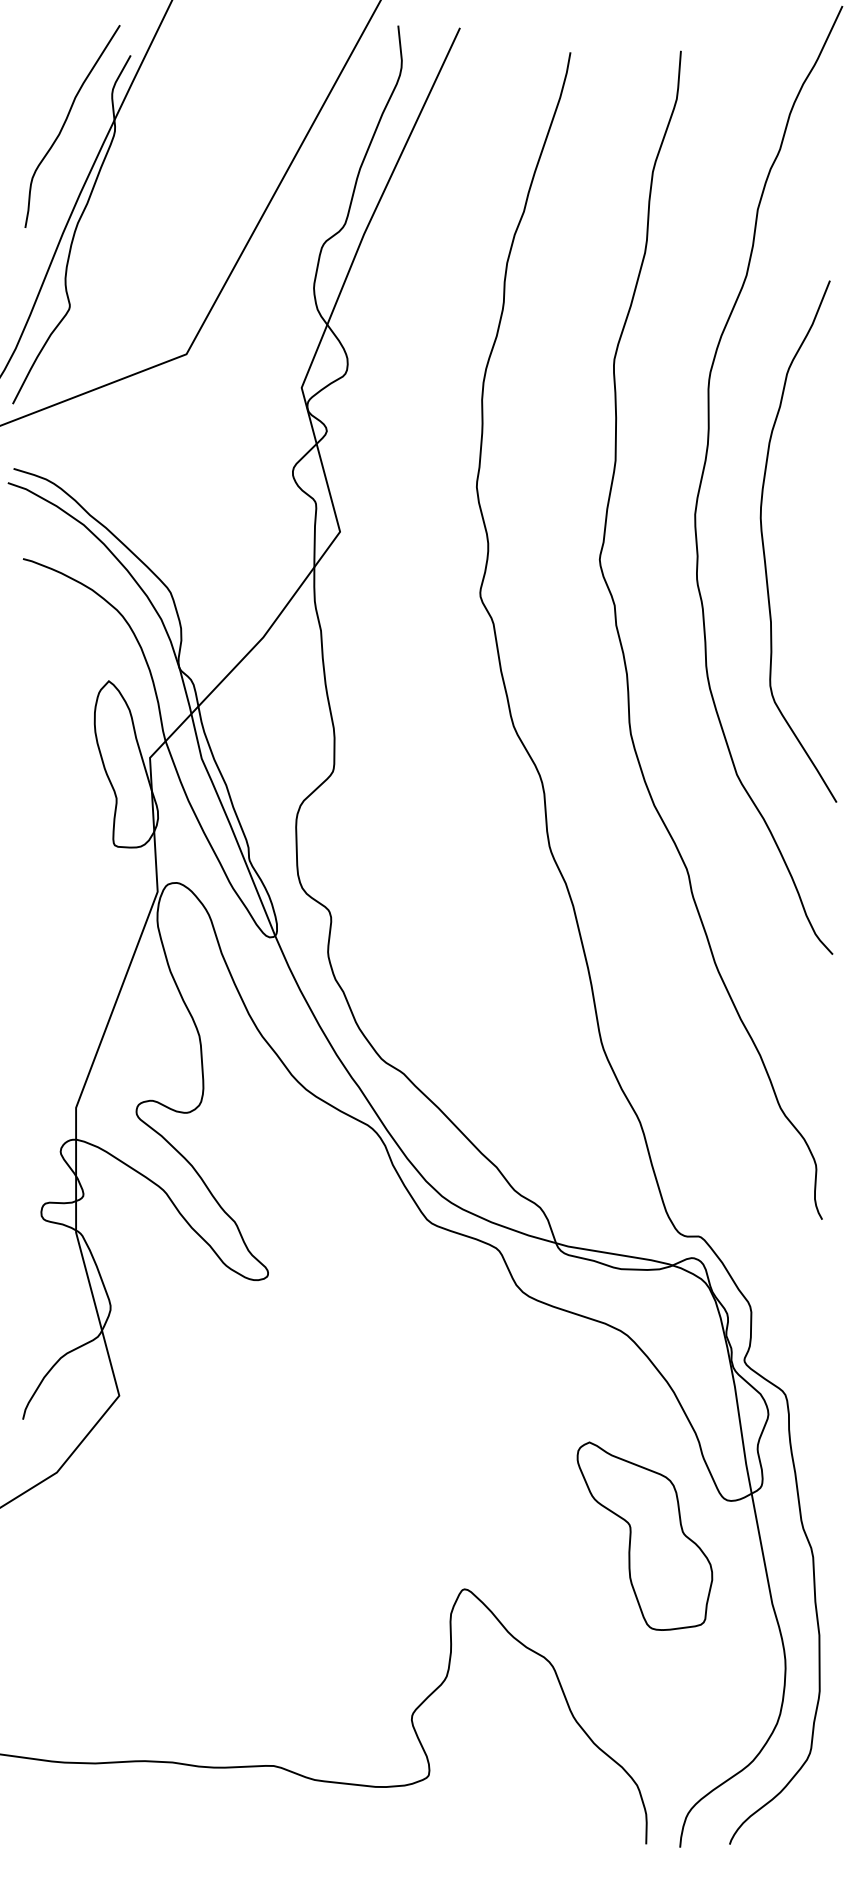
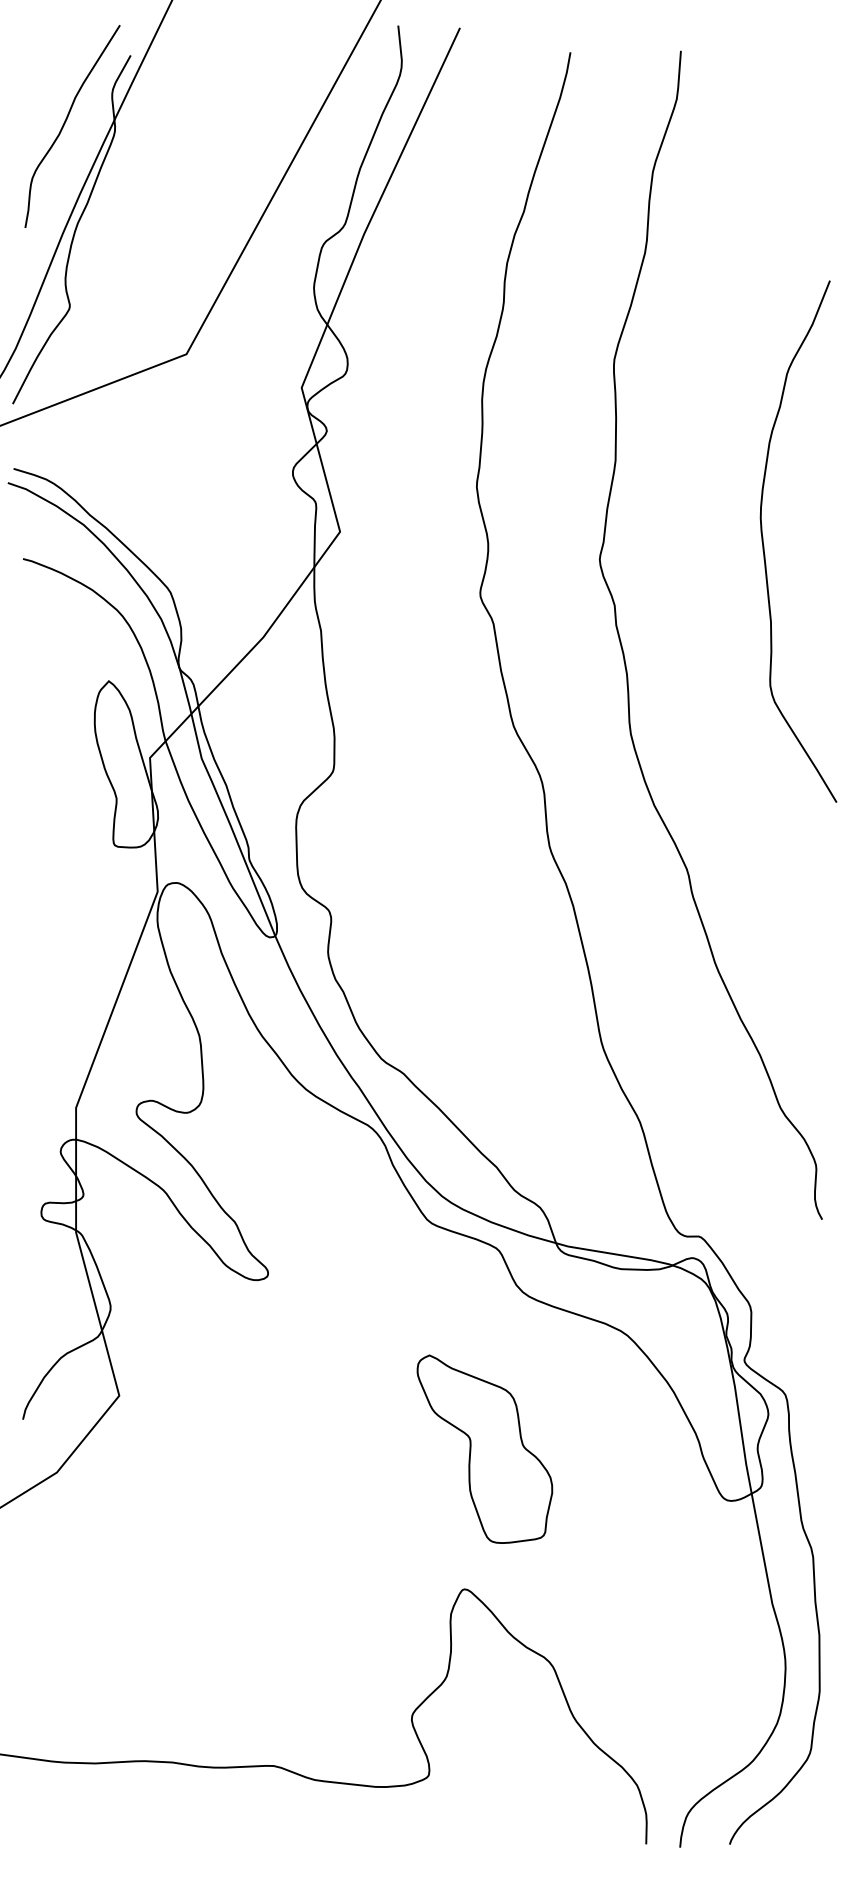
curve: present -> none (706, 462)
part position: (644, 1535) -> (484, 1448) (484, 1448)
